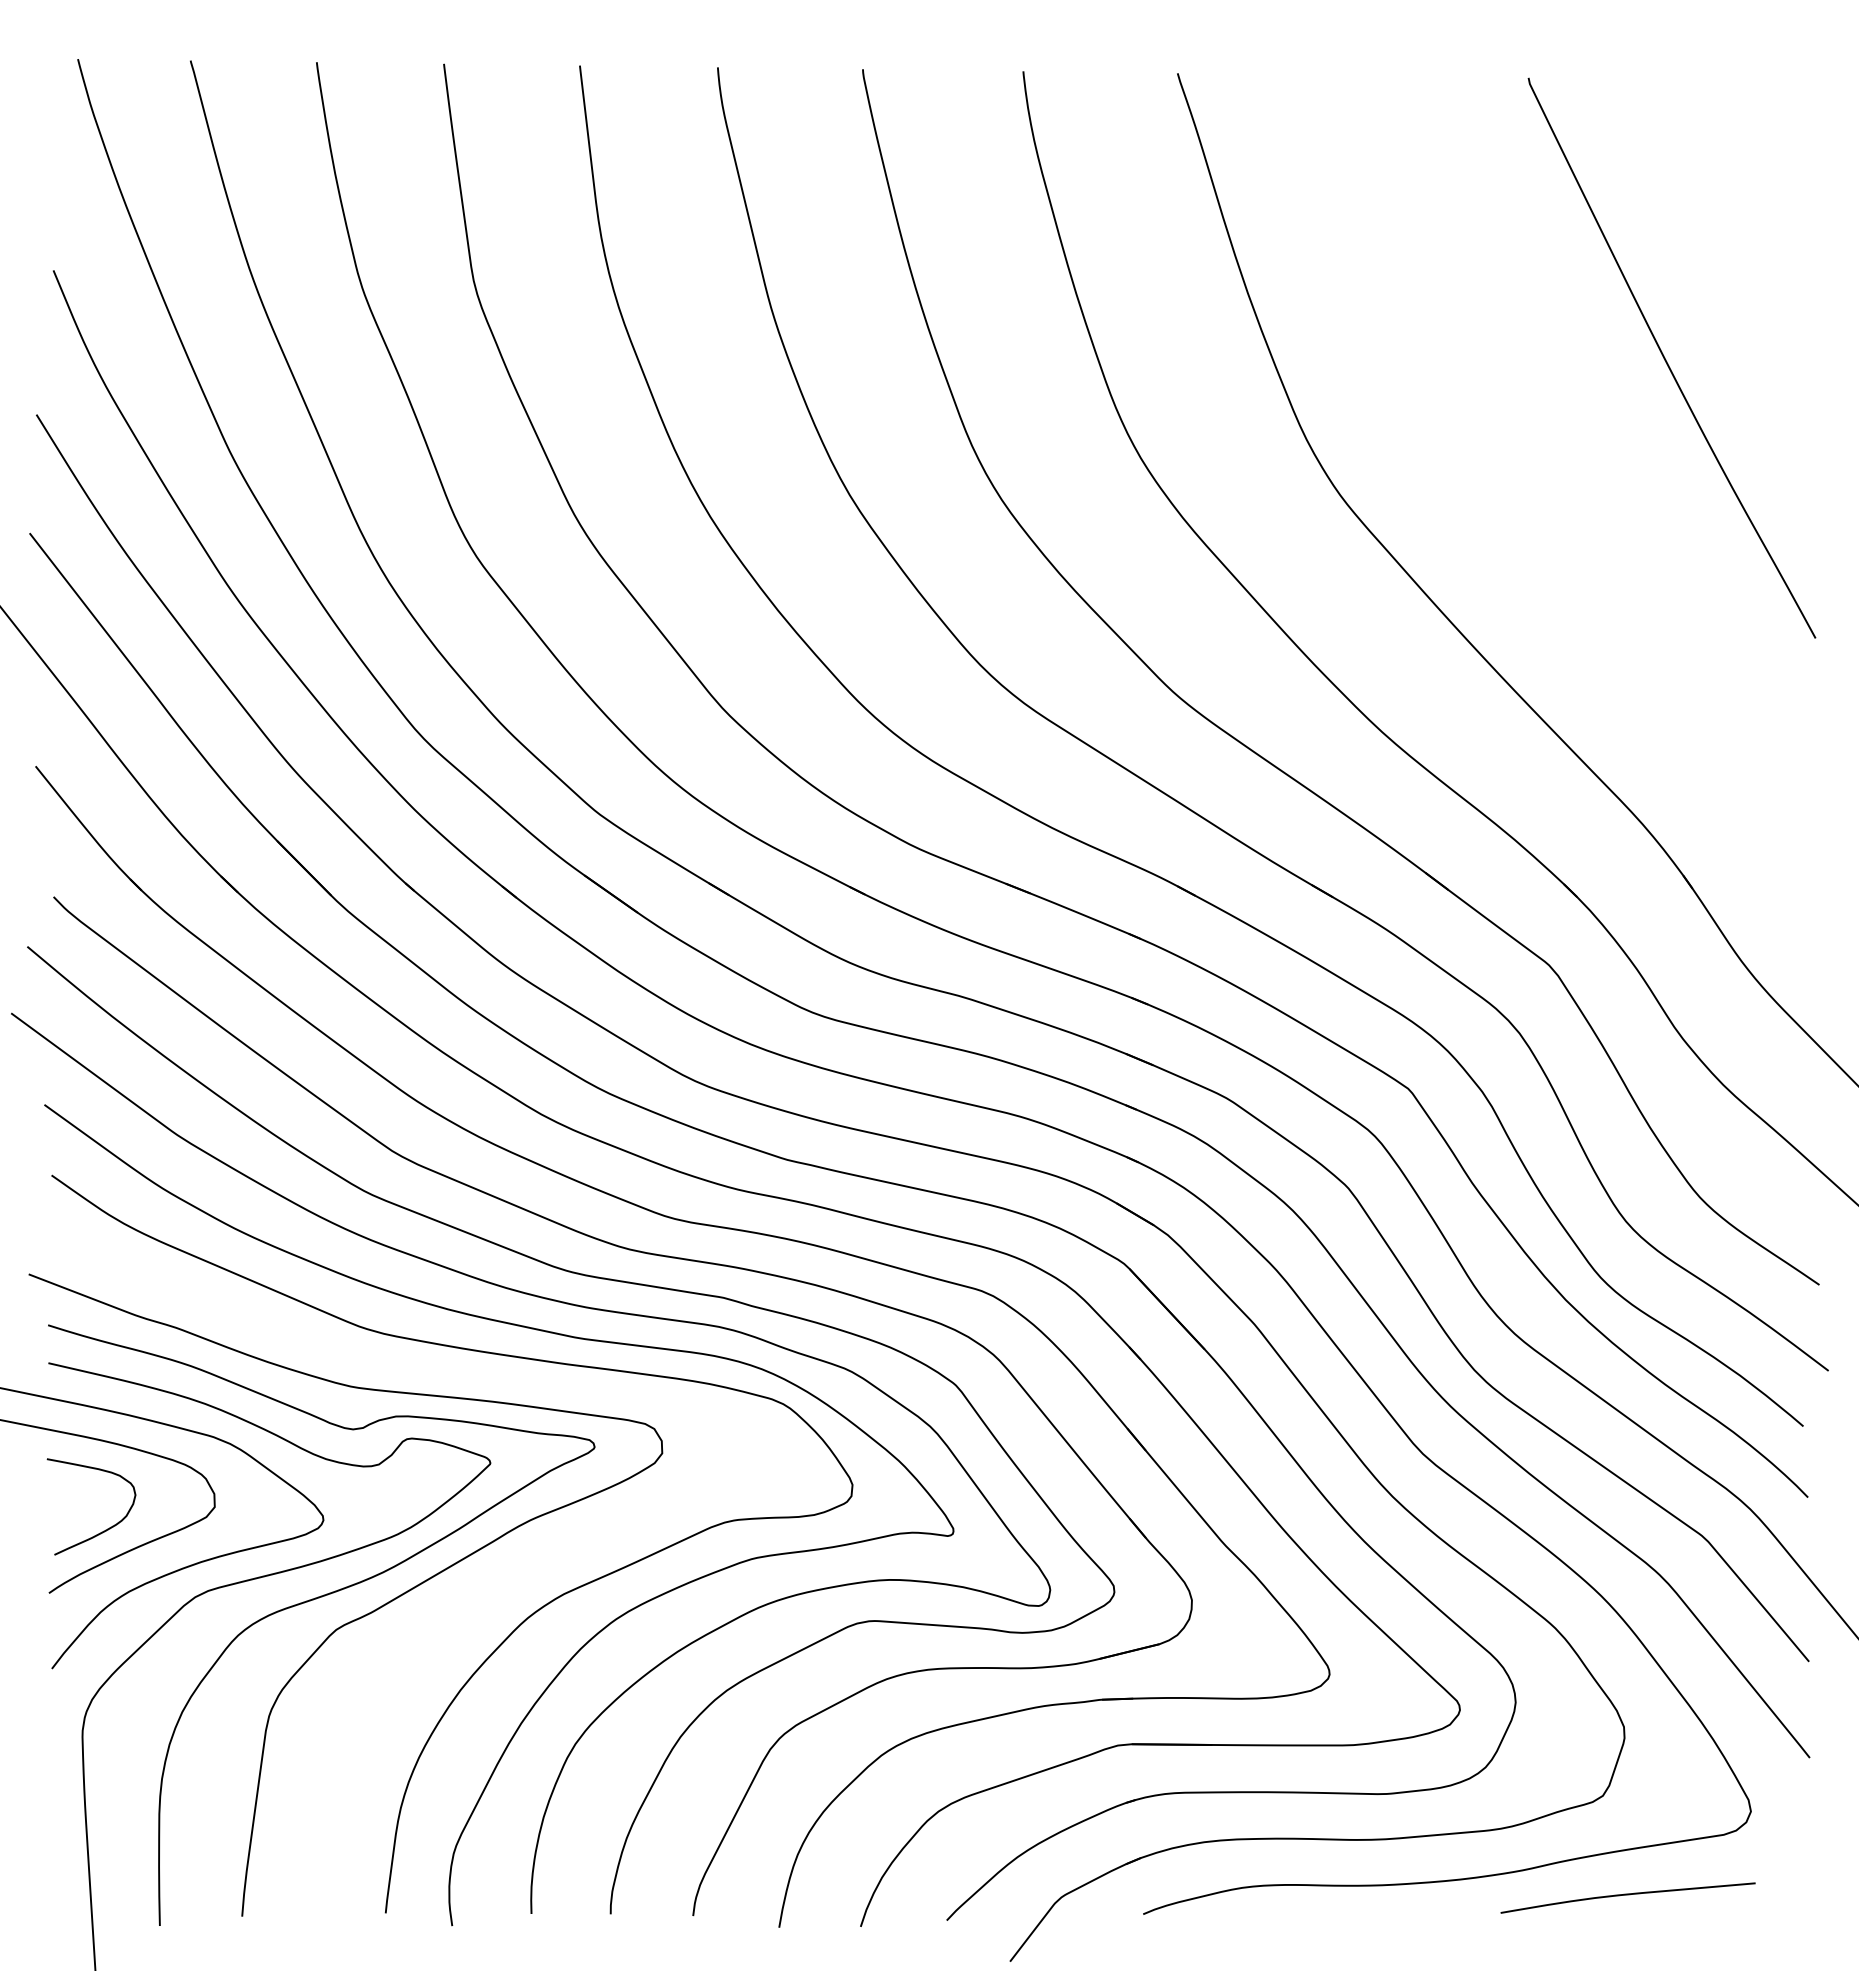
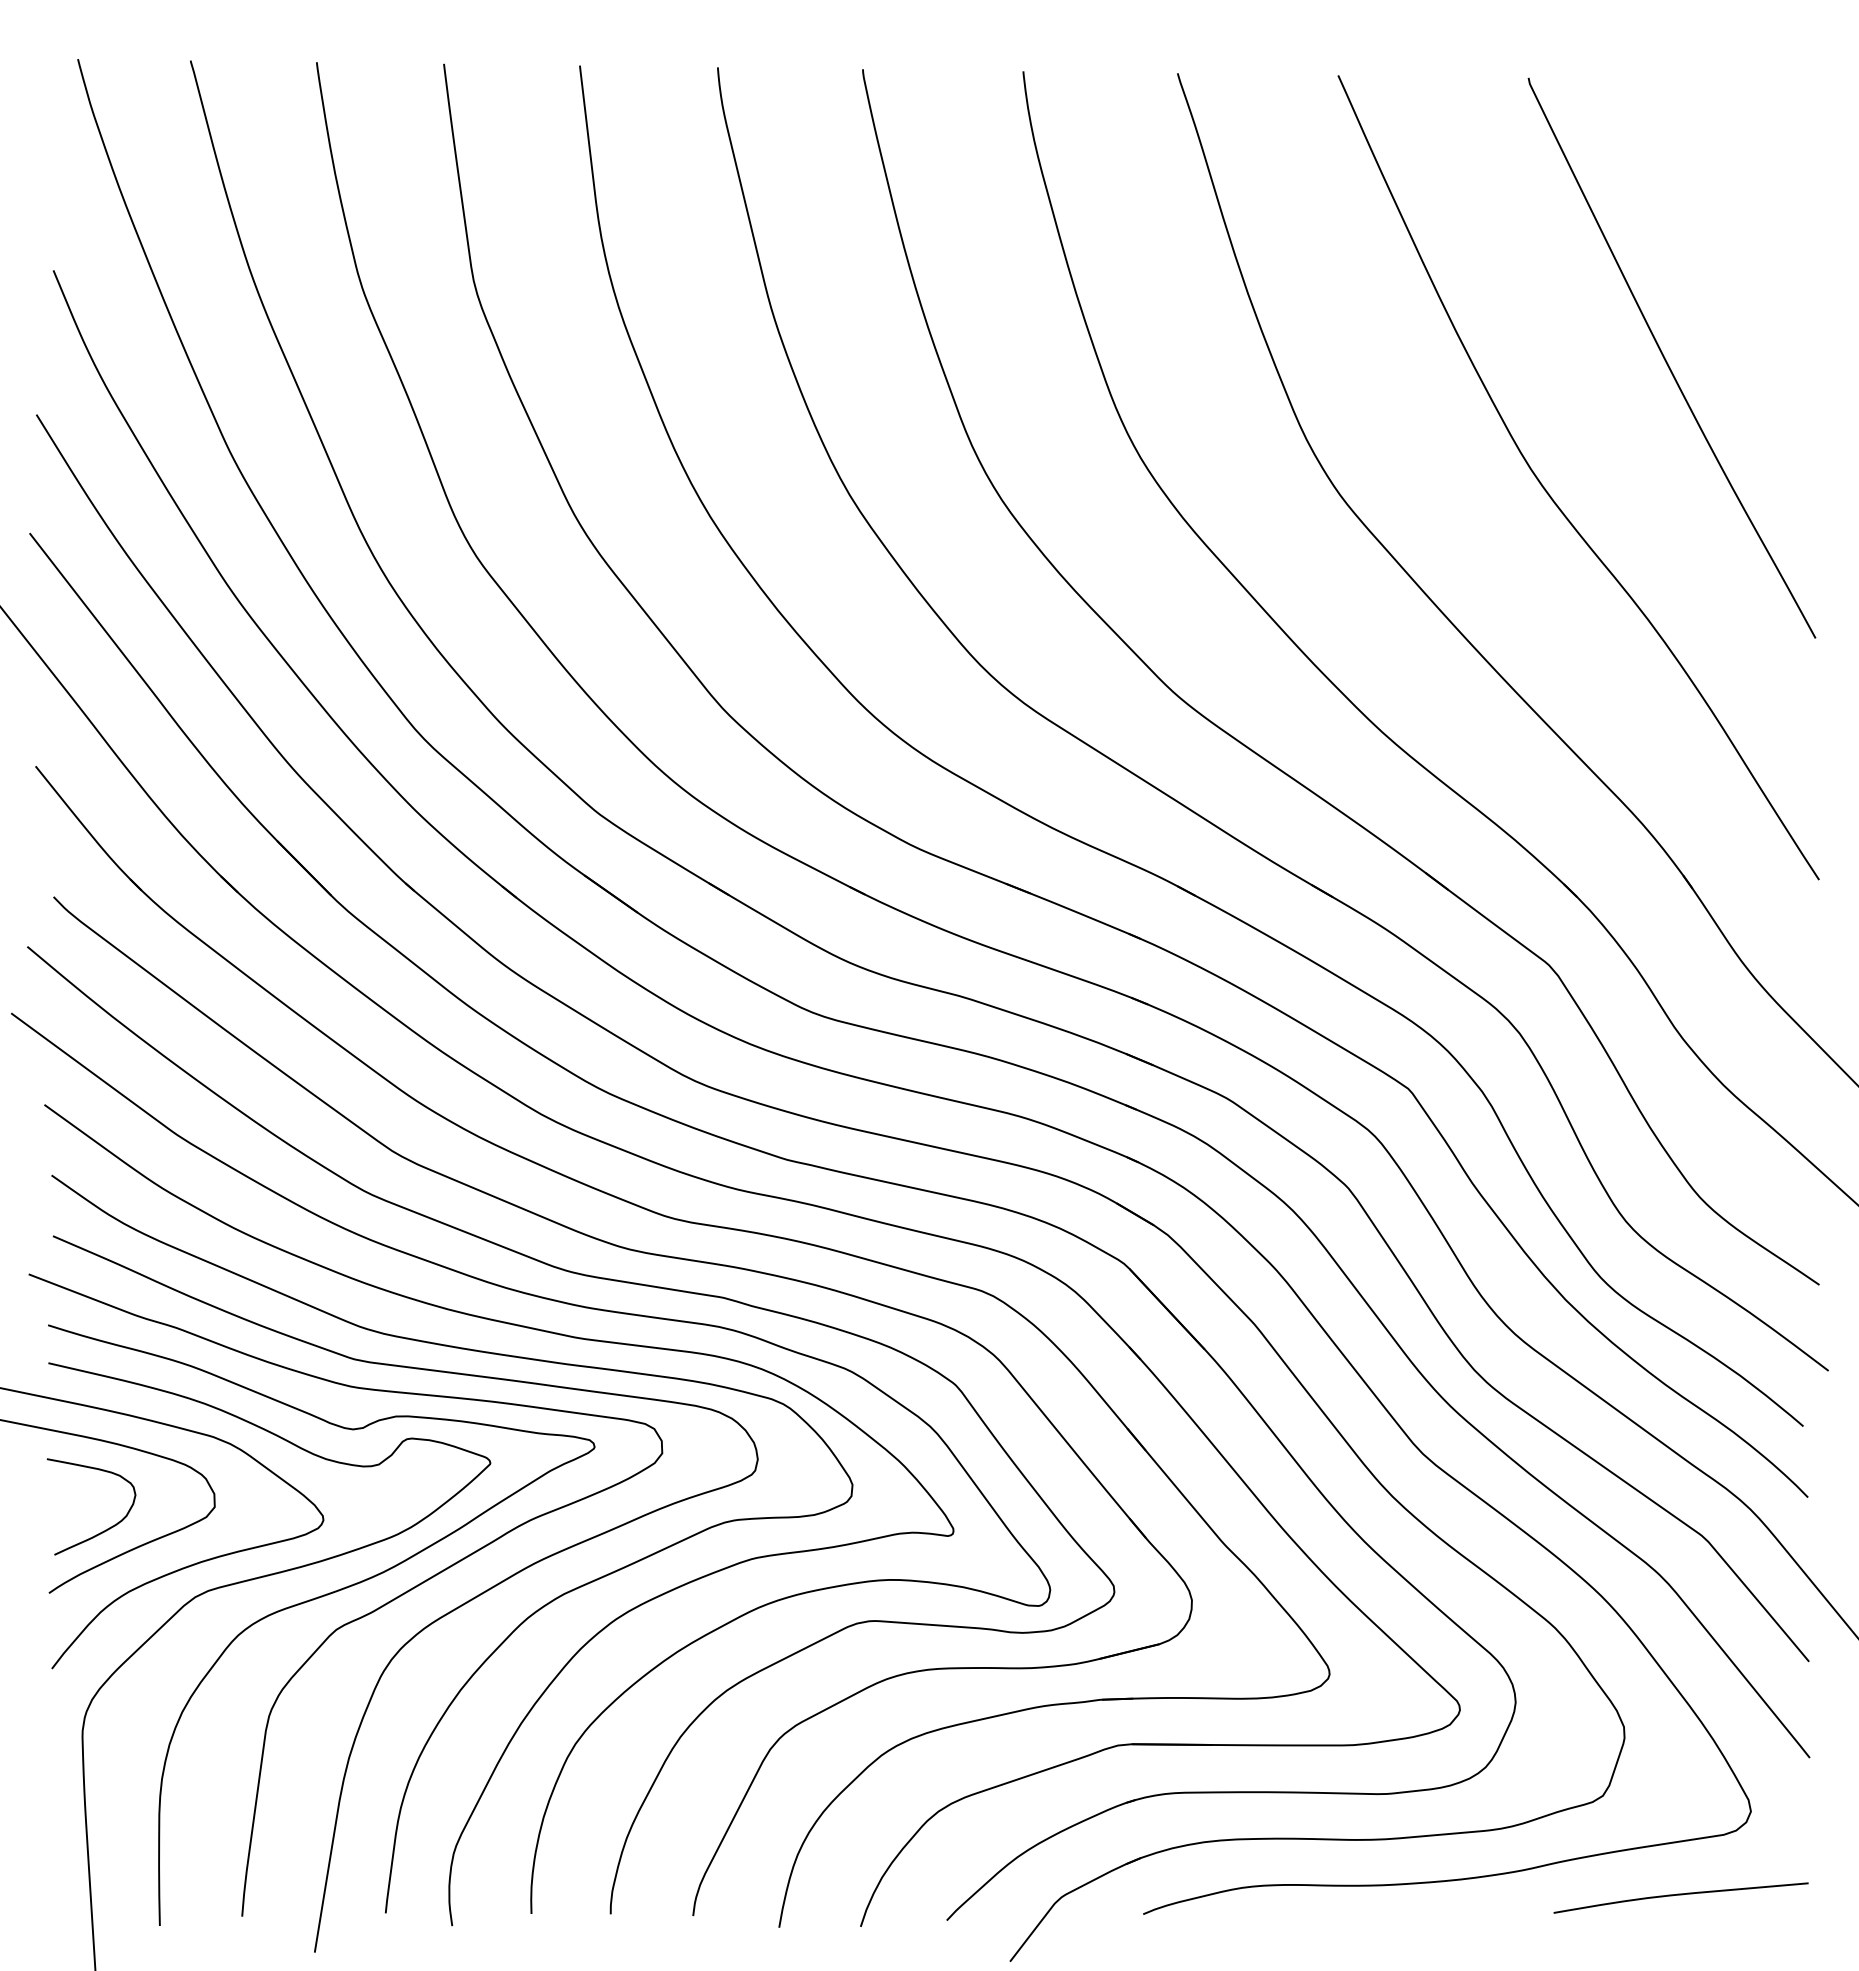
curve: none -> present (1551, 496)
curve: none -> present (426, 1625)
curve position: (1627, 1895) -> (1680, 1895) (1680, 1895)
